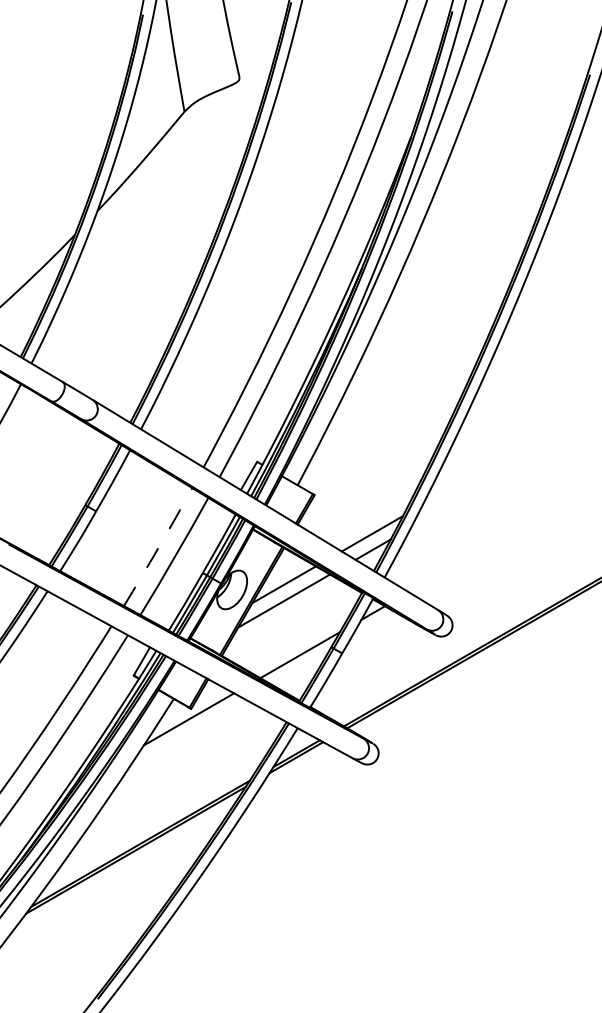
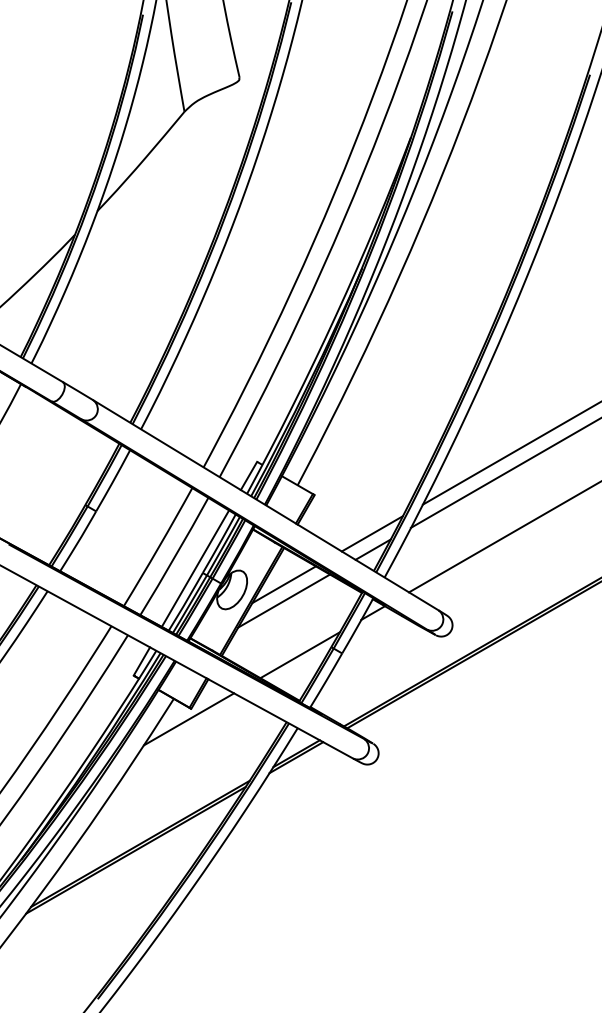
line: none -> present (510, 453)
line: none -> present (504, 473)
line: none -> present (503, 537)
arc: dashed -> solid (158, 547)
line: none -> present (195, 568)
